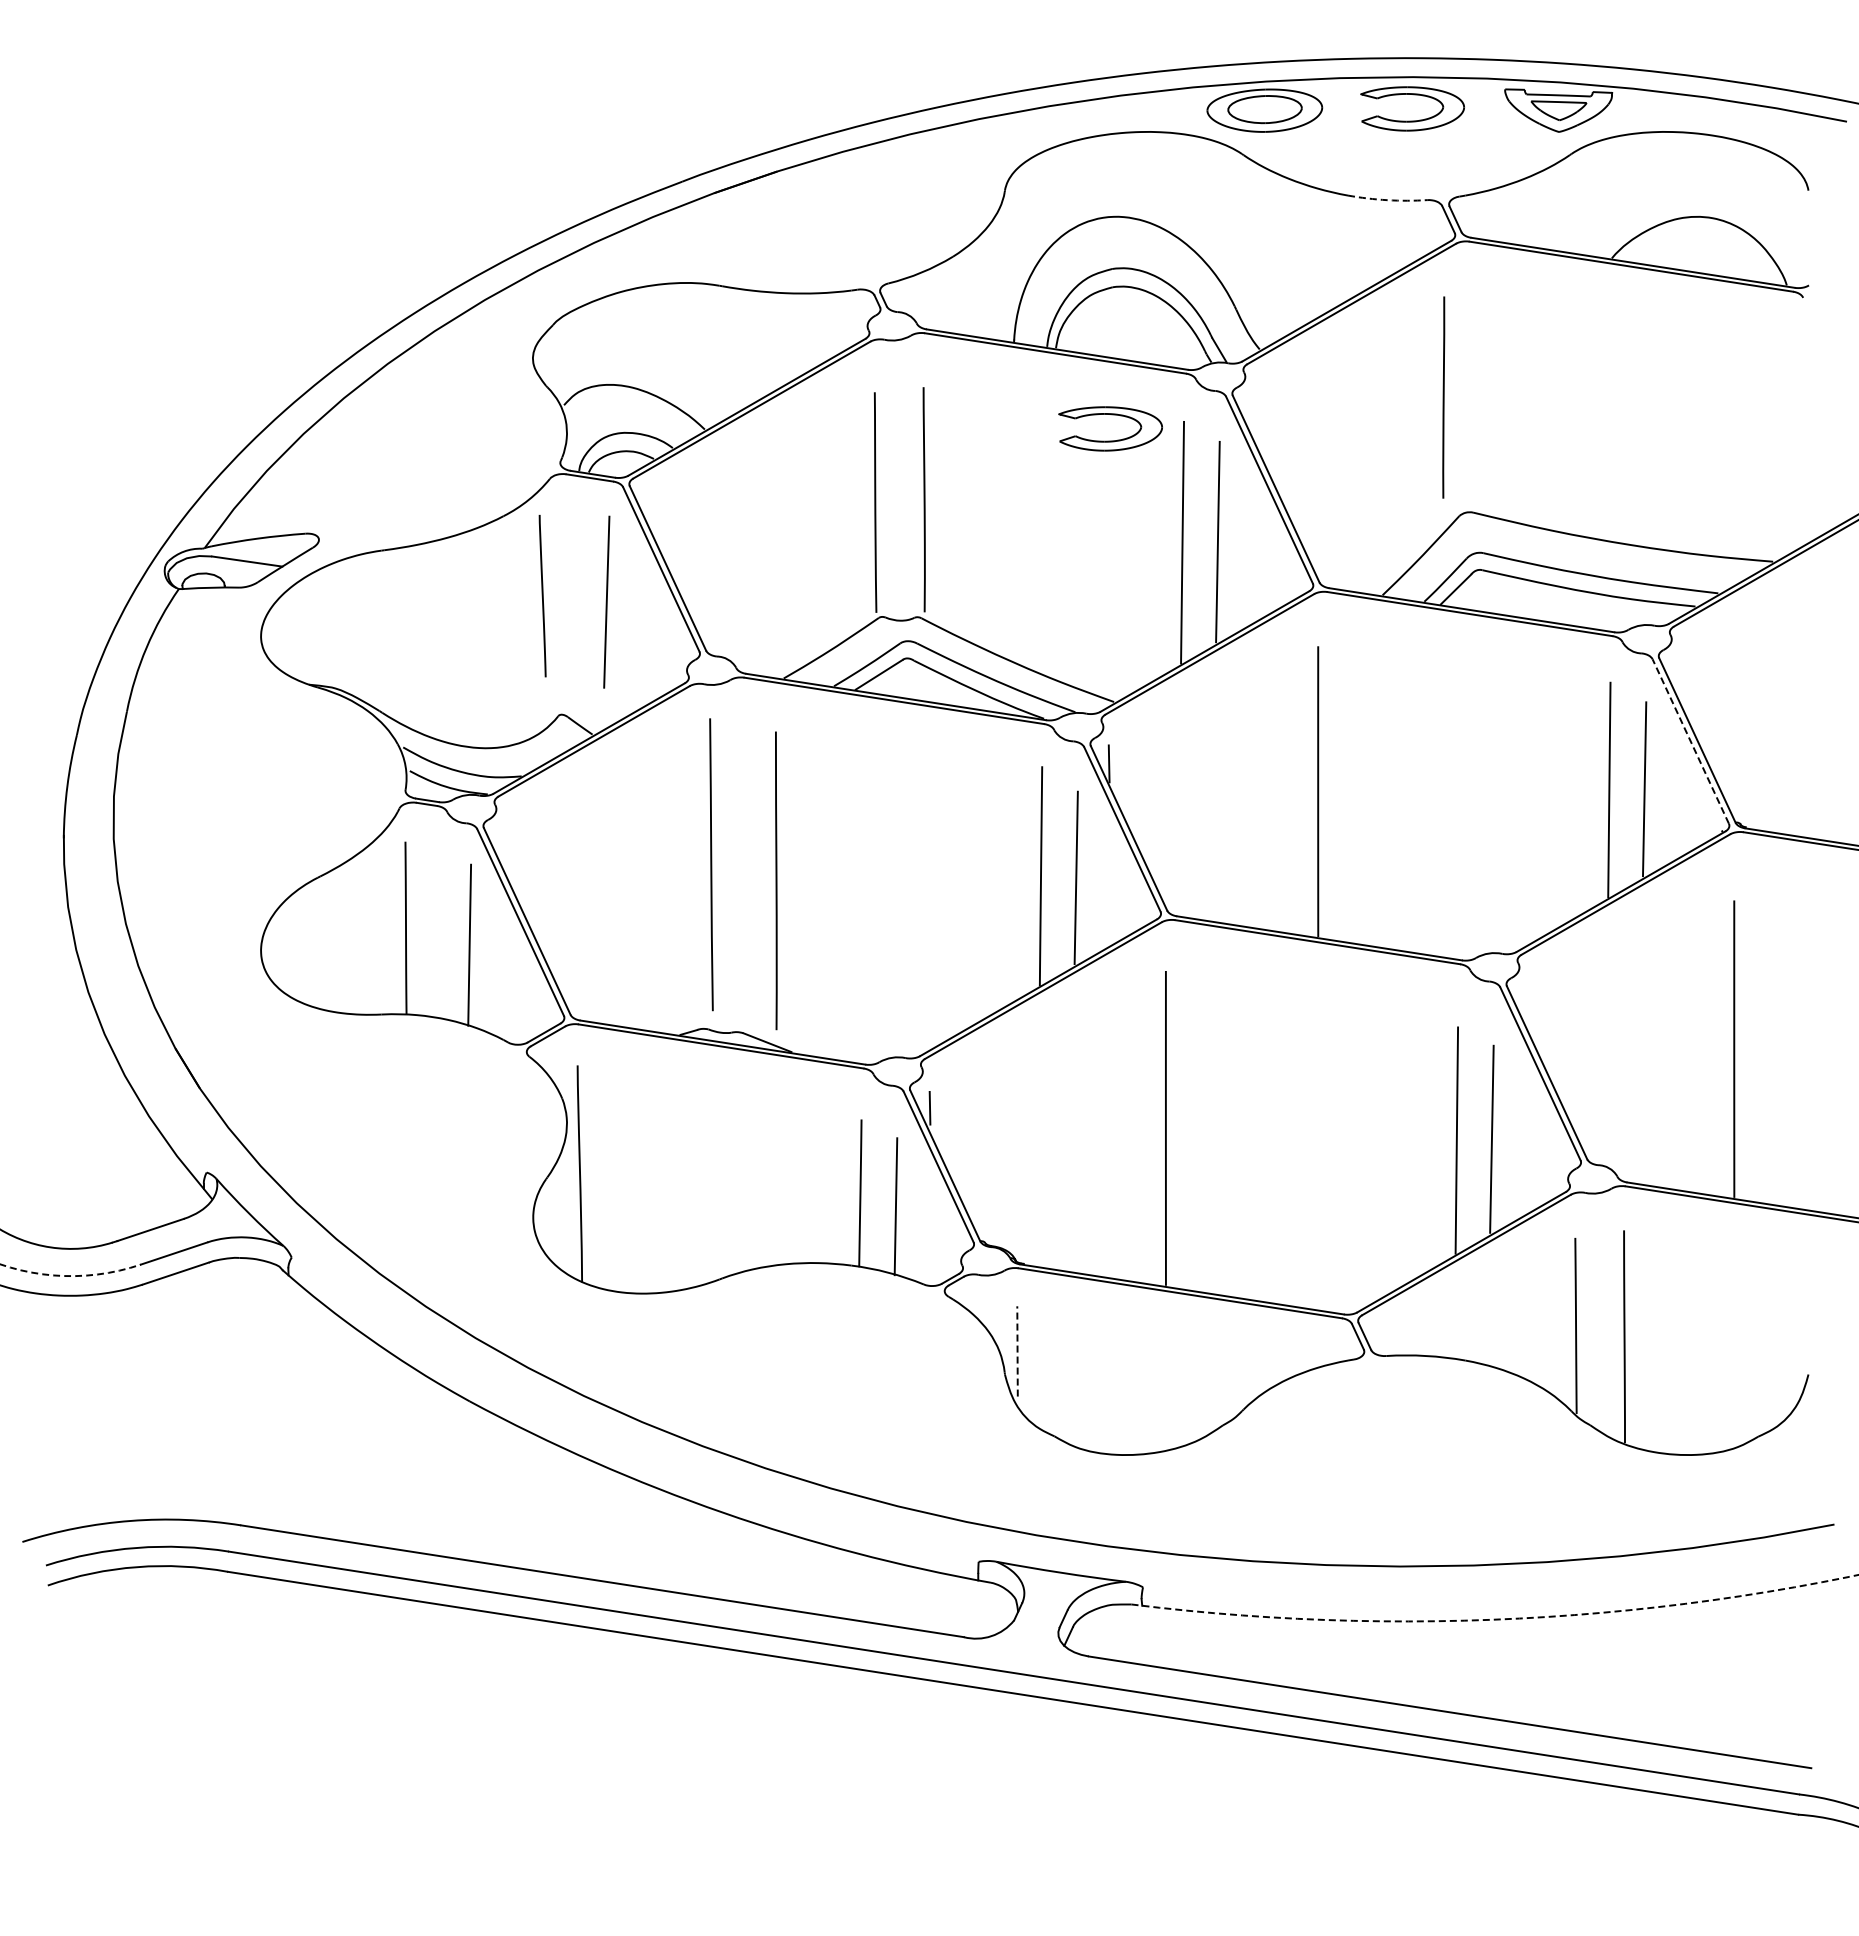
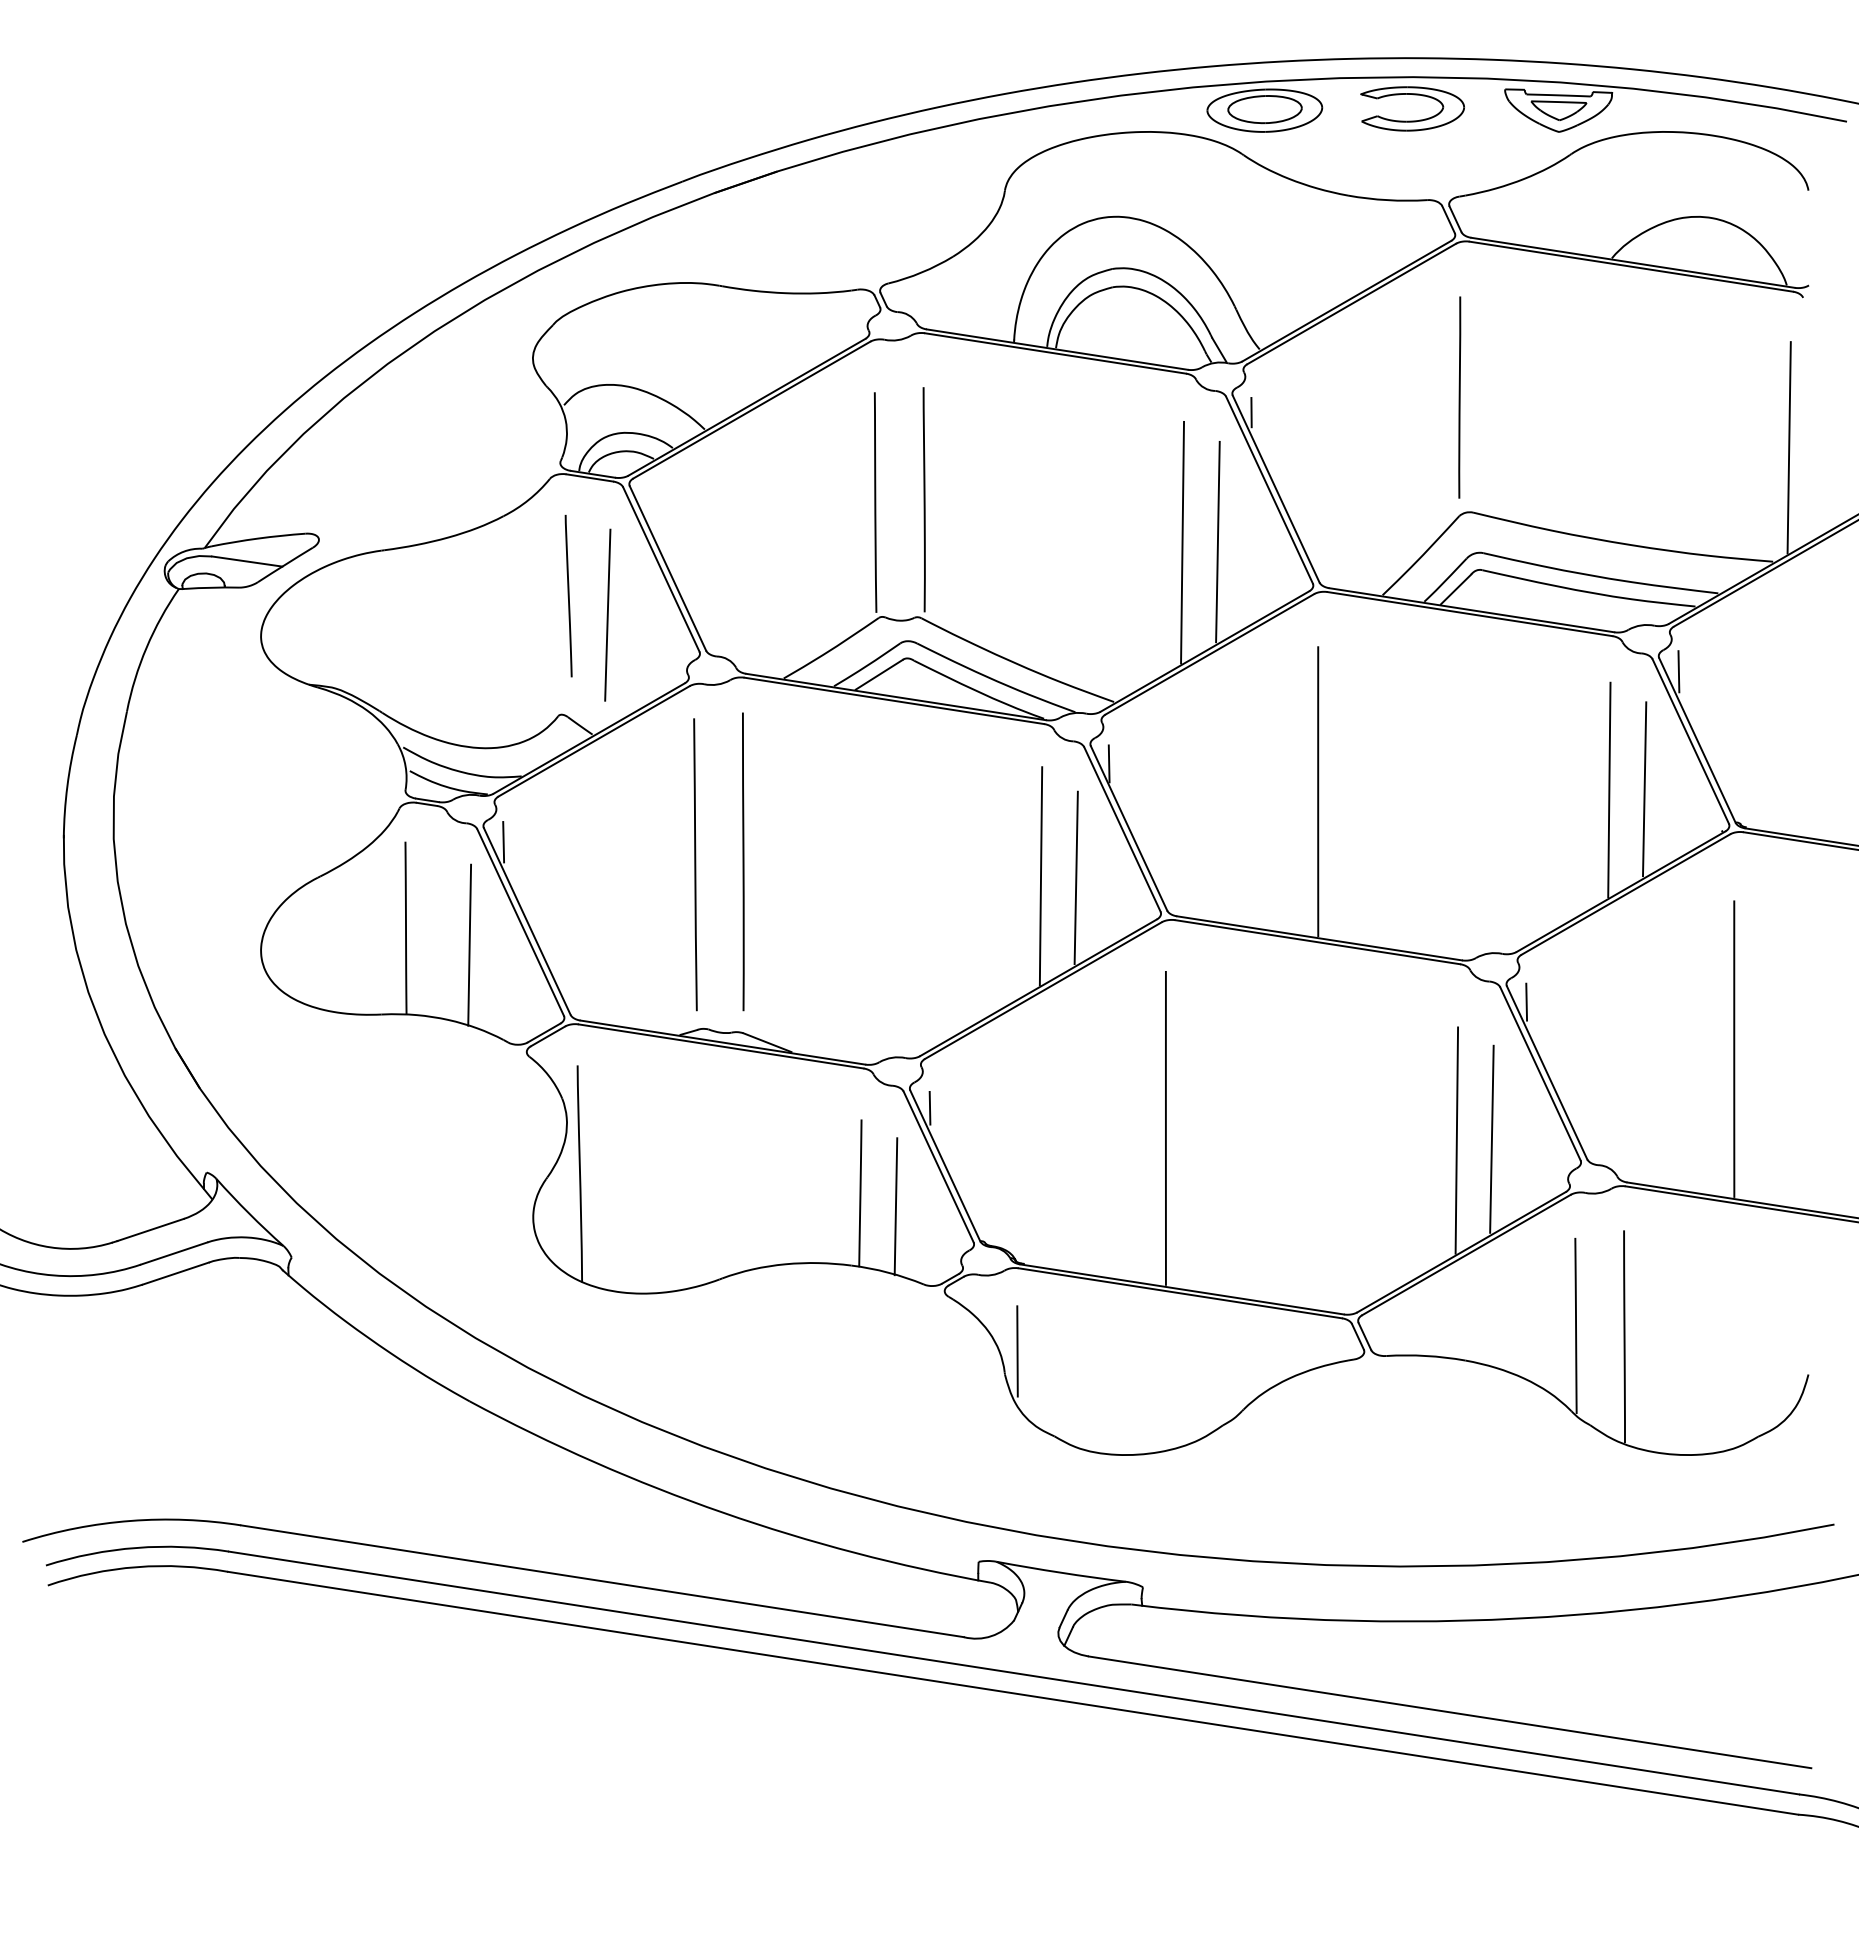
arc: dashed -> solid (1387, 200)
line position: (1443, 397) -> (1459, 397) (1459, 397)
line: none -> present (1251, 412)
part: present -> none (1110, 440)
line: none -> present (1788, 447)
line position: (542, 596) -> (568, 596) (568, 596)
line position: (606, 601) -> (607, 614) (607, 614)
line: none -> present (1678, 671)
line: dashed -> solid (1690, 741)
line: none -> present (503, 842)
line position: (711, 864) -> (695, 864) (695, 864)
line position: (776, 880) -> (743, 861) (743, 861)
line: none -> present (1526, 1001)
arc: dashed -> solid (71, 1276)
line: dashed -> solid (1017, 1350)
arc: dashed -> solid (1496, 1619)
